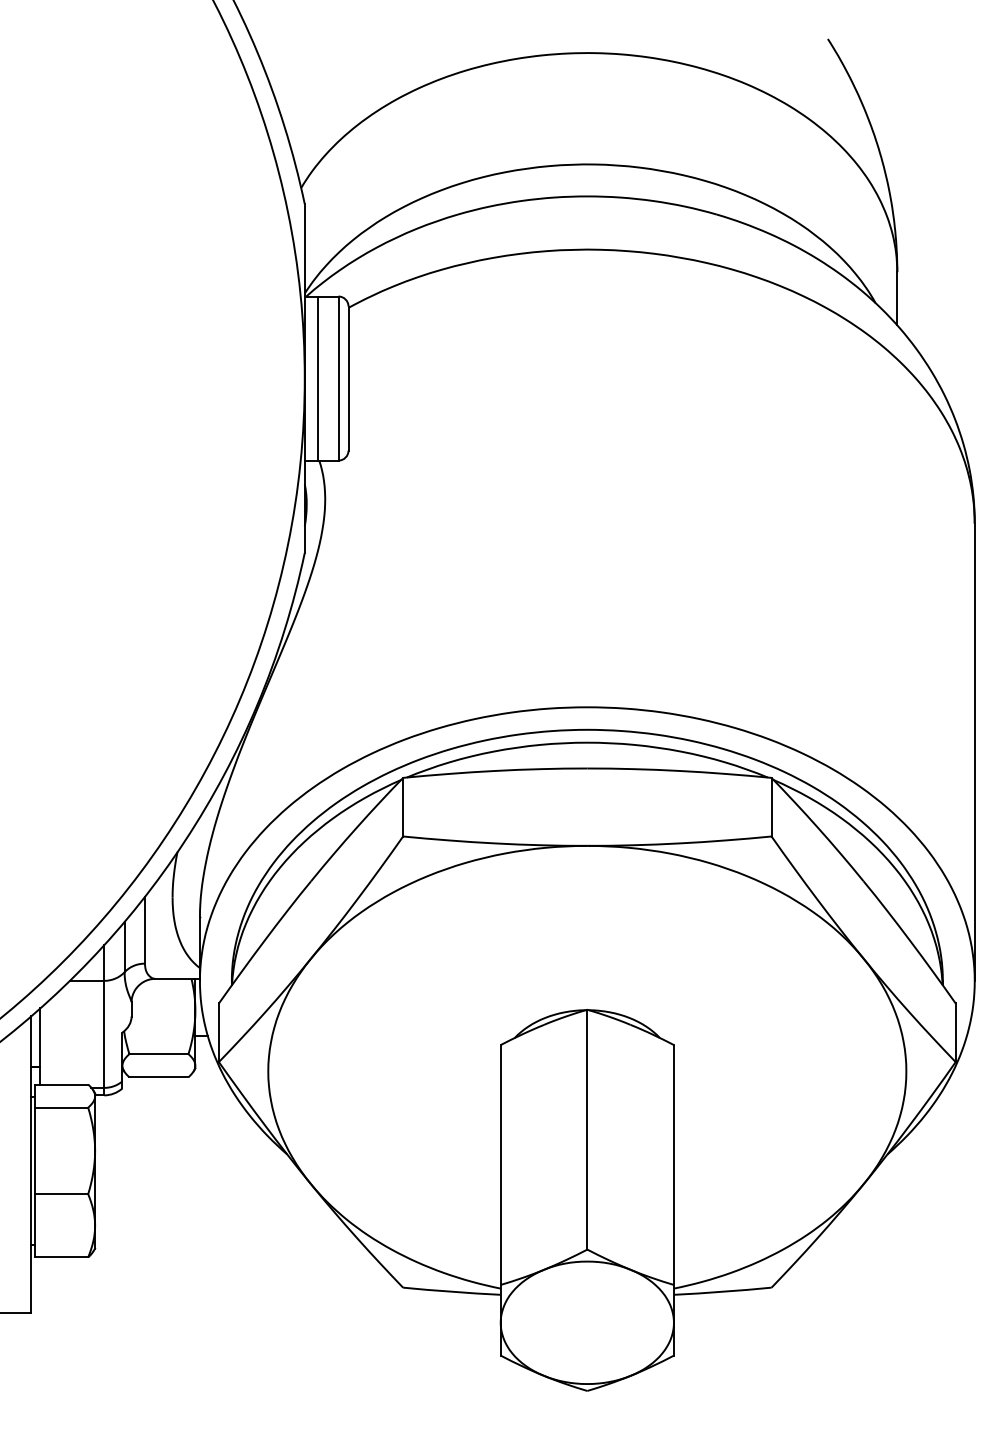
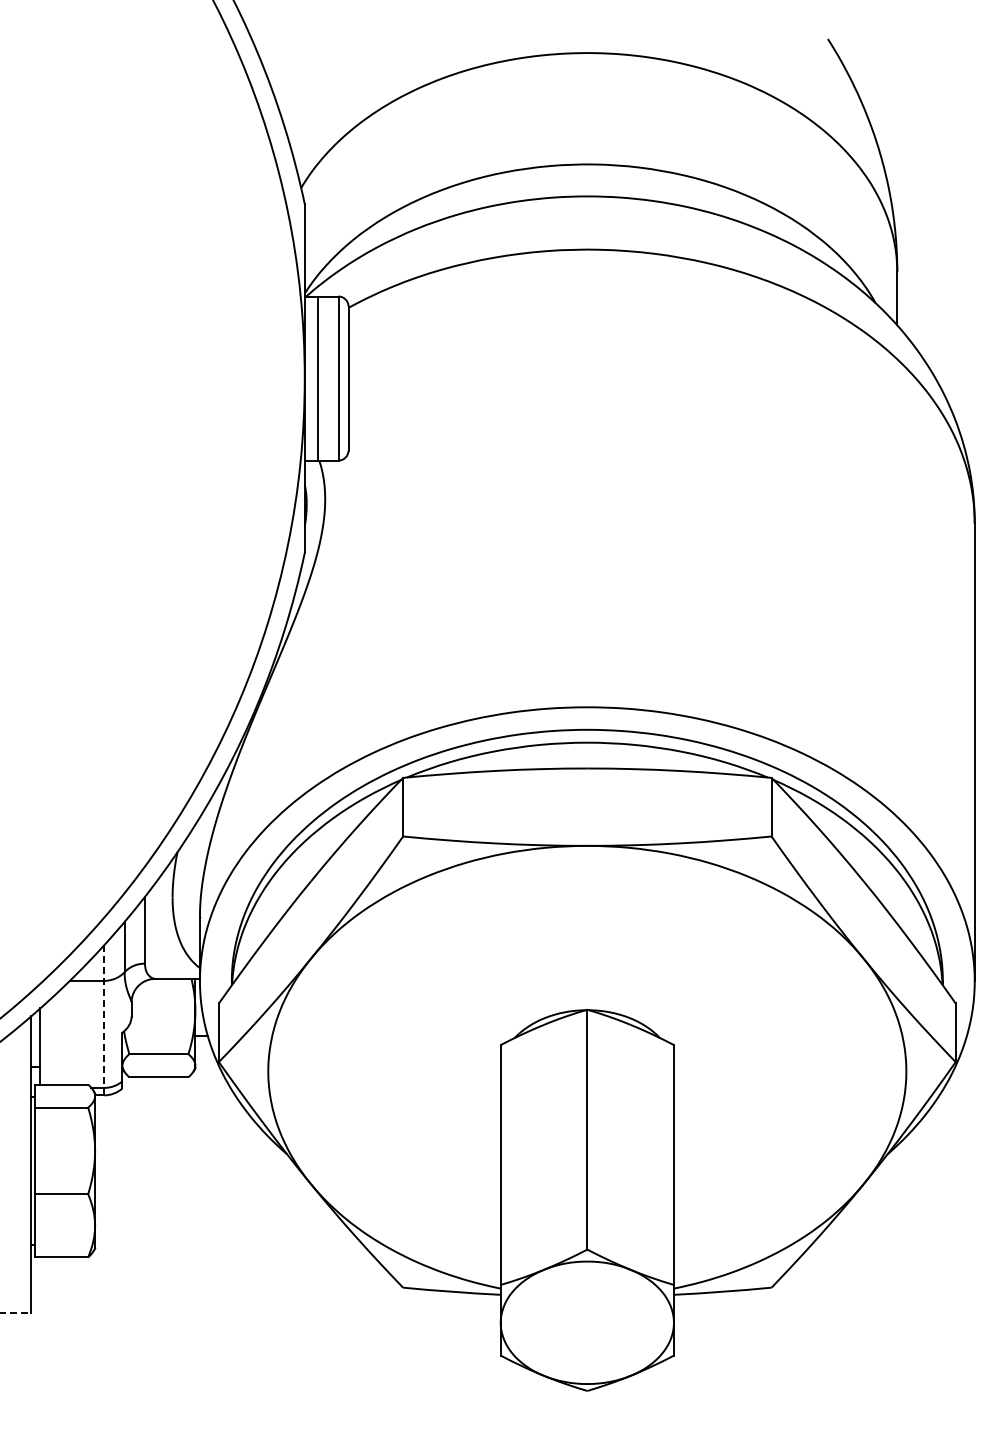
line: solid -> dashed (104, 1020)
line: solid -> dashed (16, 1312)
